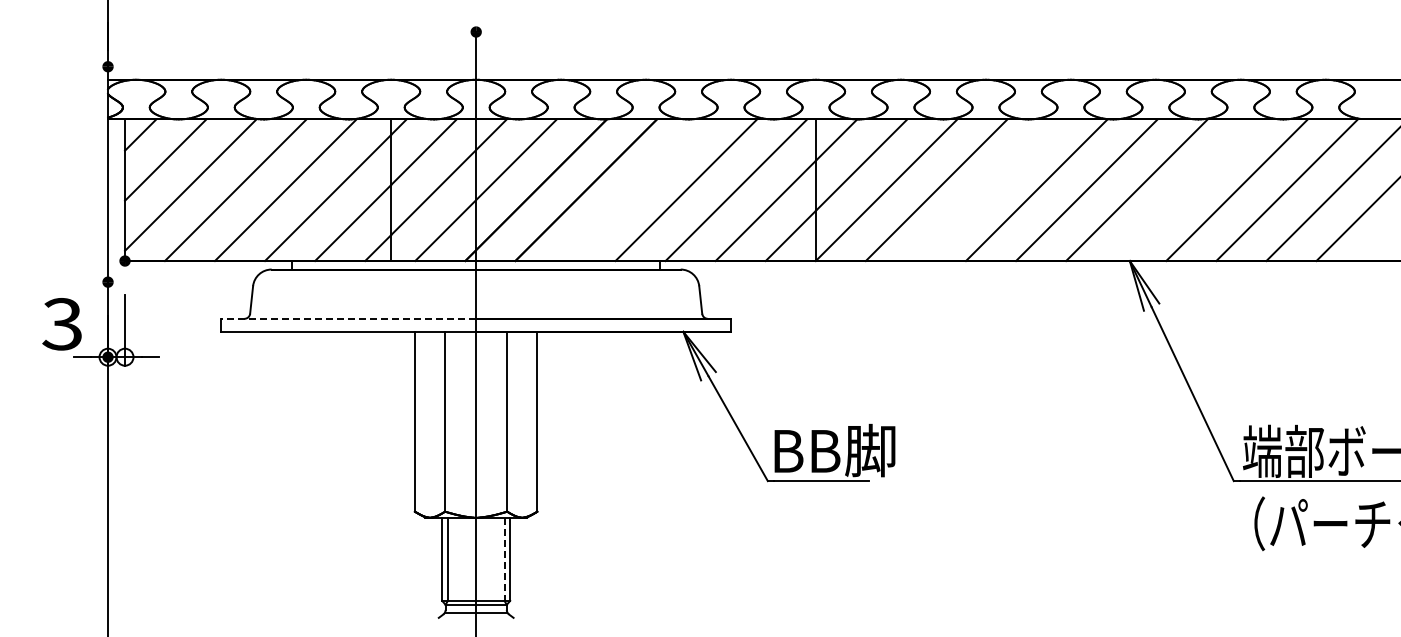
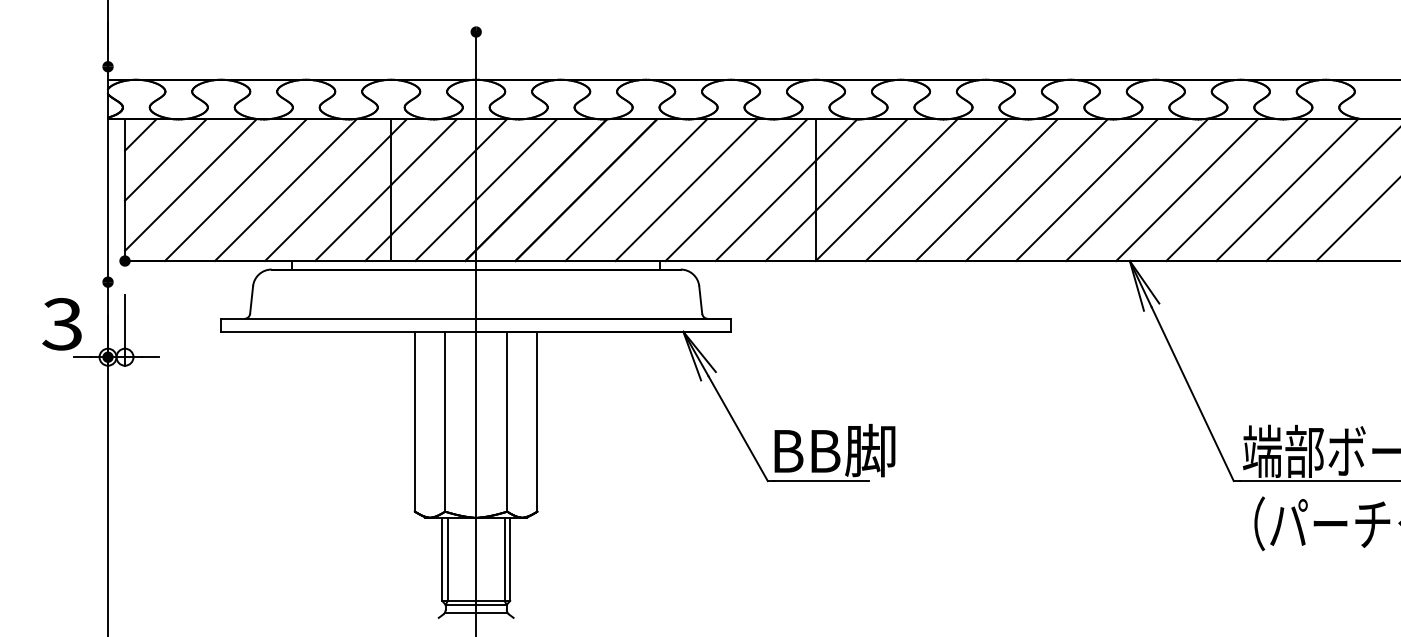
line: none -> present (636, 190)
line: none -> present (986, 190)
line: none -> present (1186, 190)
line: dashed -> solid (348, 318)
line: dashed -> solid (504, 559)
